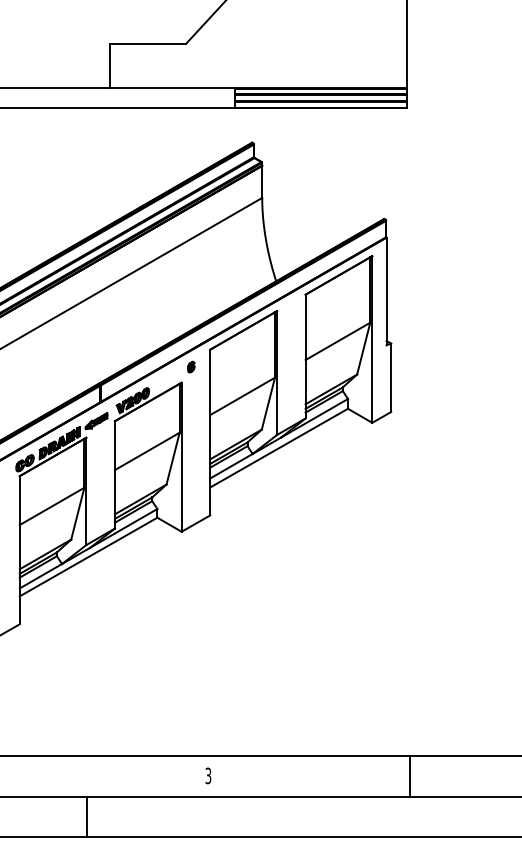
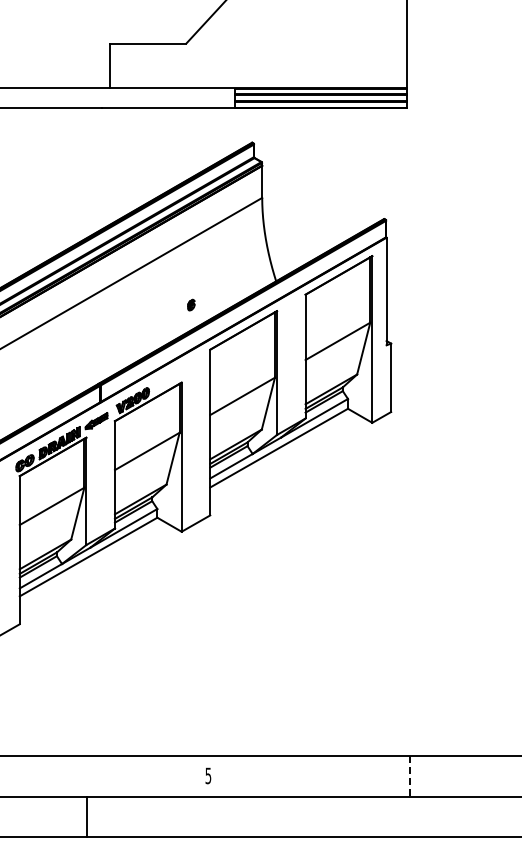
part position: (191, 366) -> (191, 304) (191, 304)
text: 3 -> 5 (208, 774)
line: solid -> dashed (410, 776)
